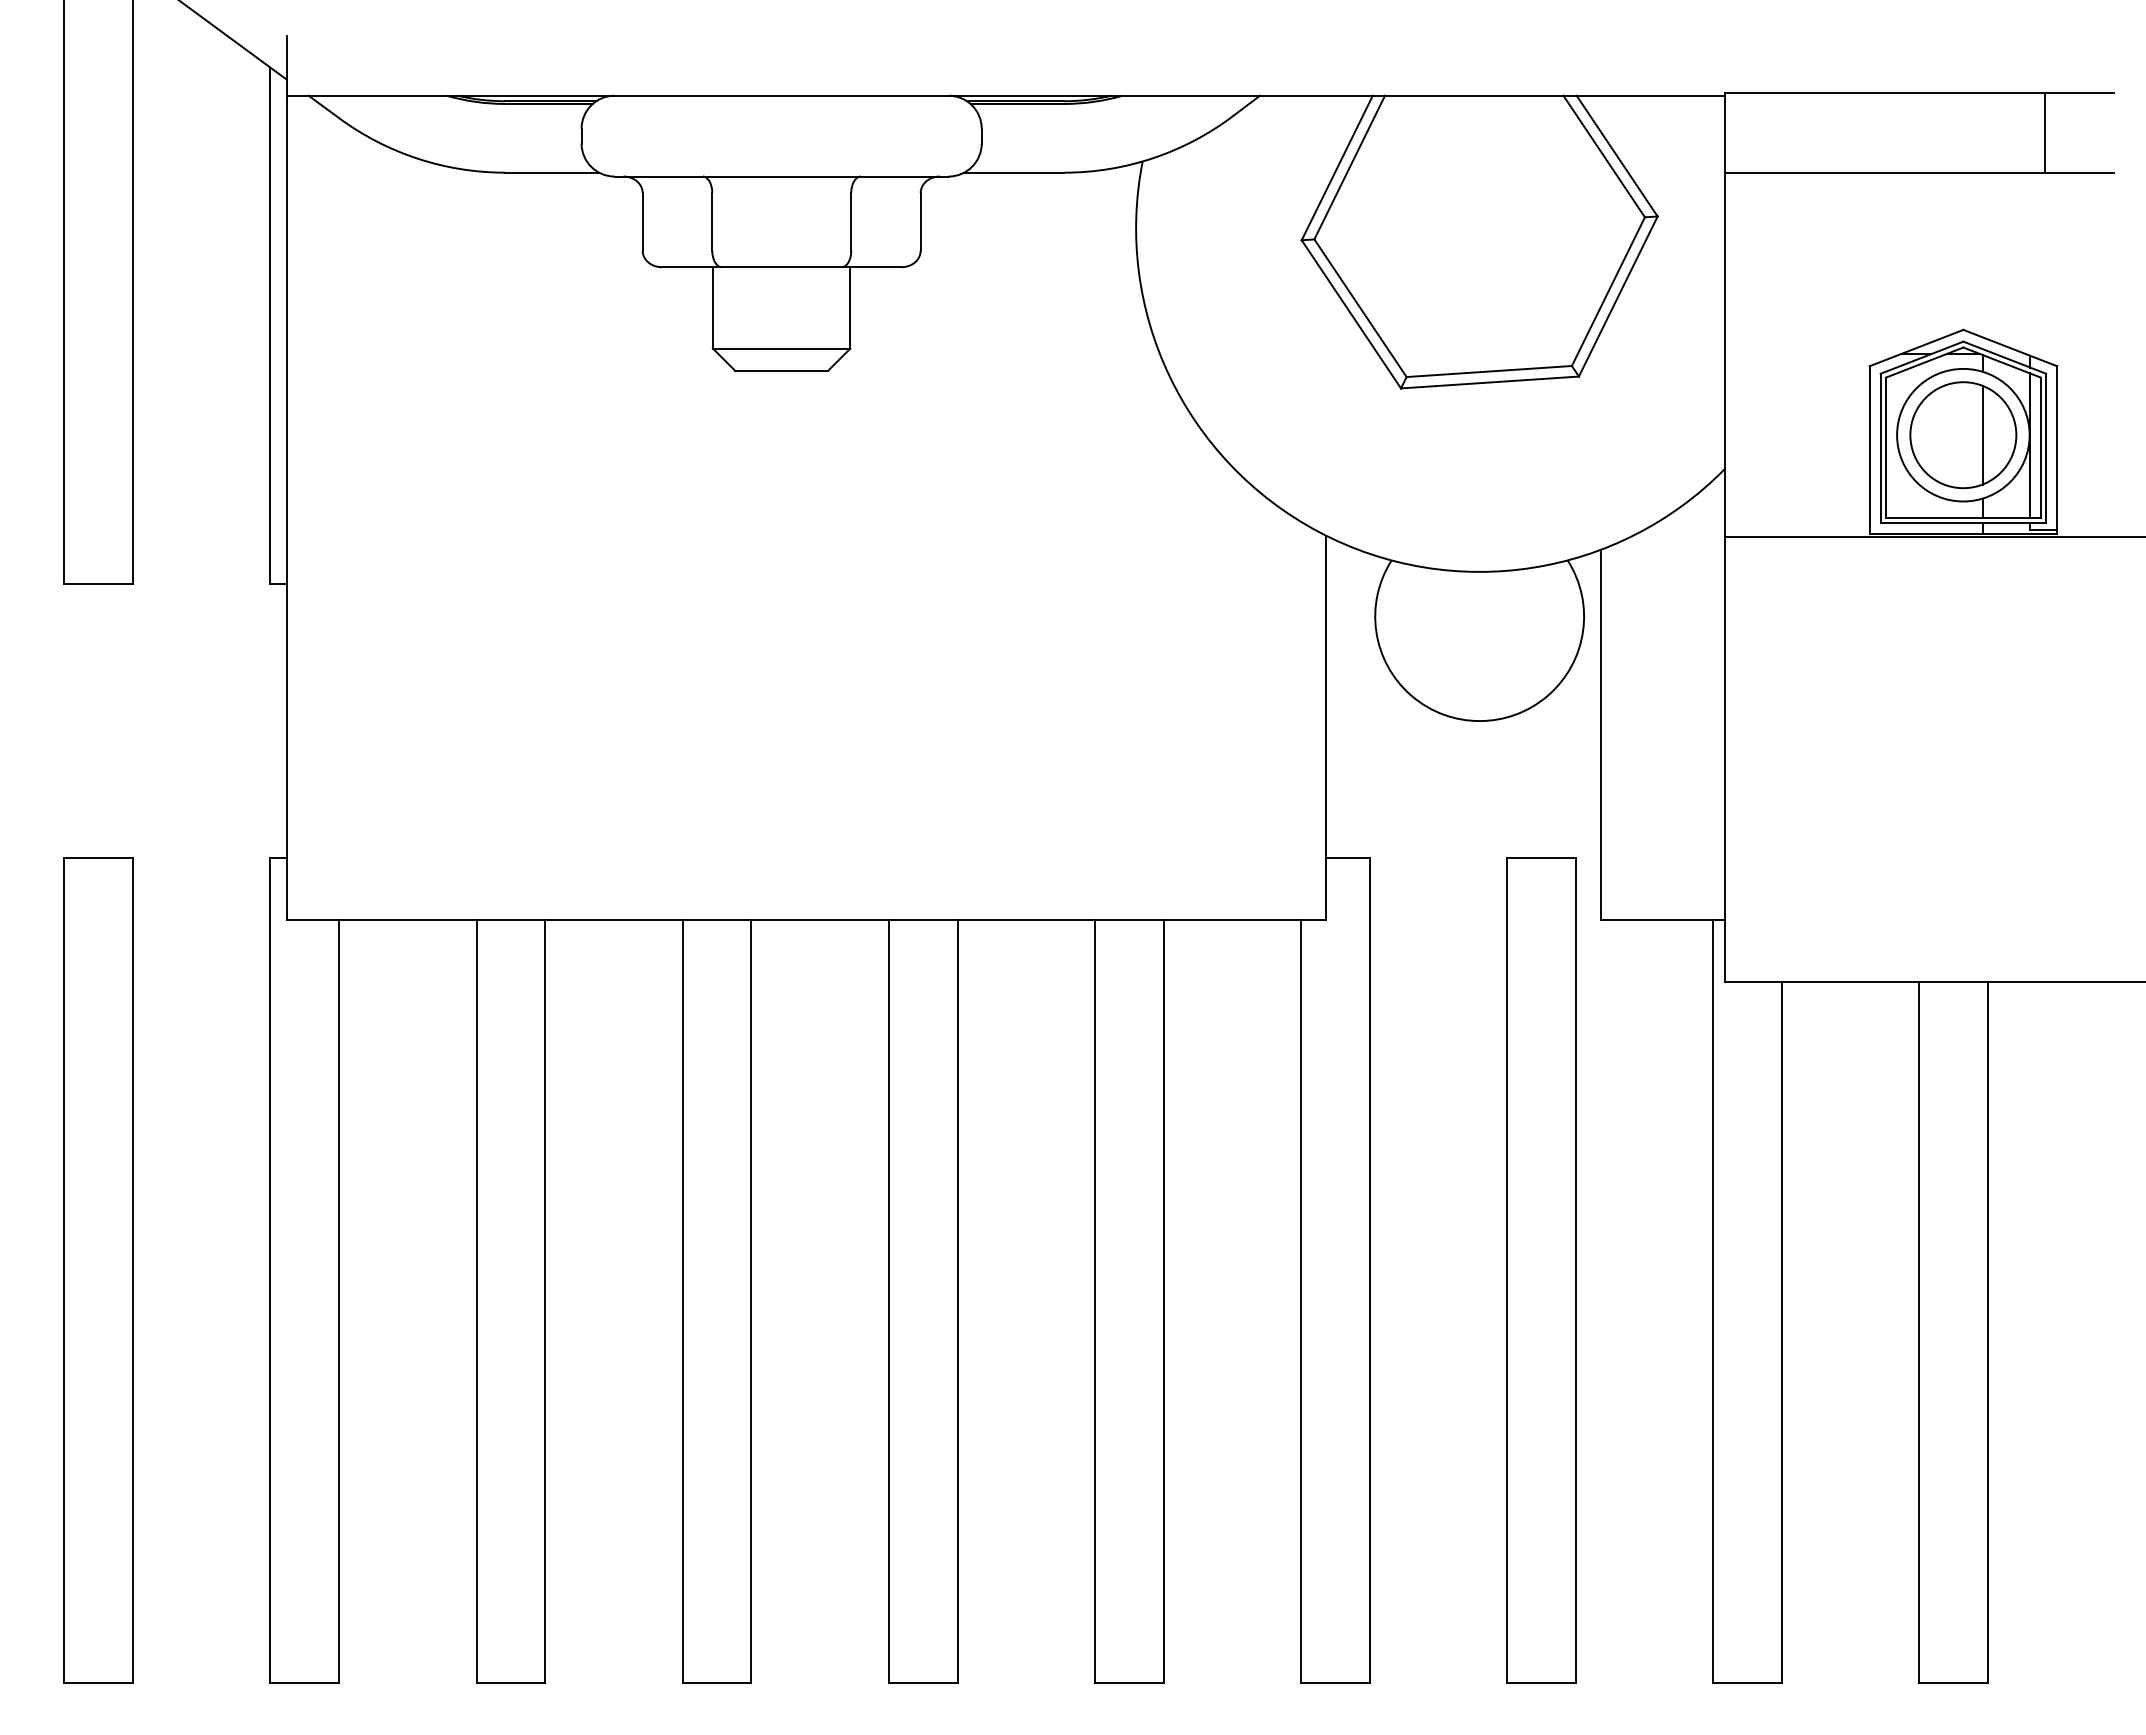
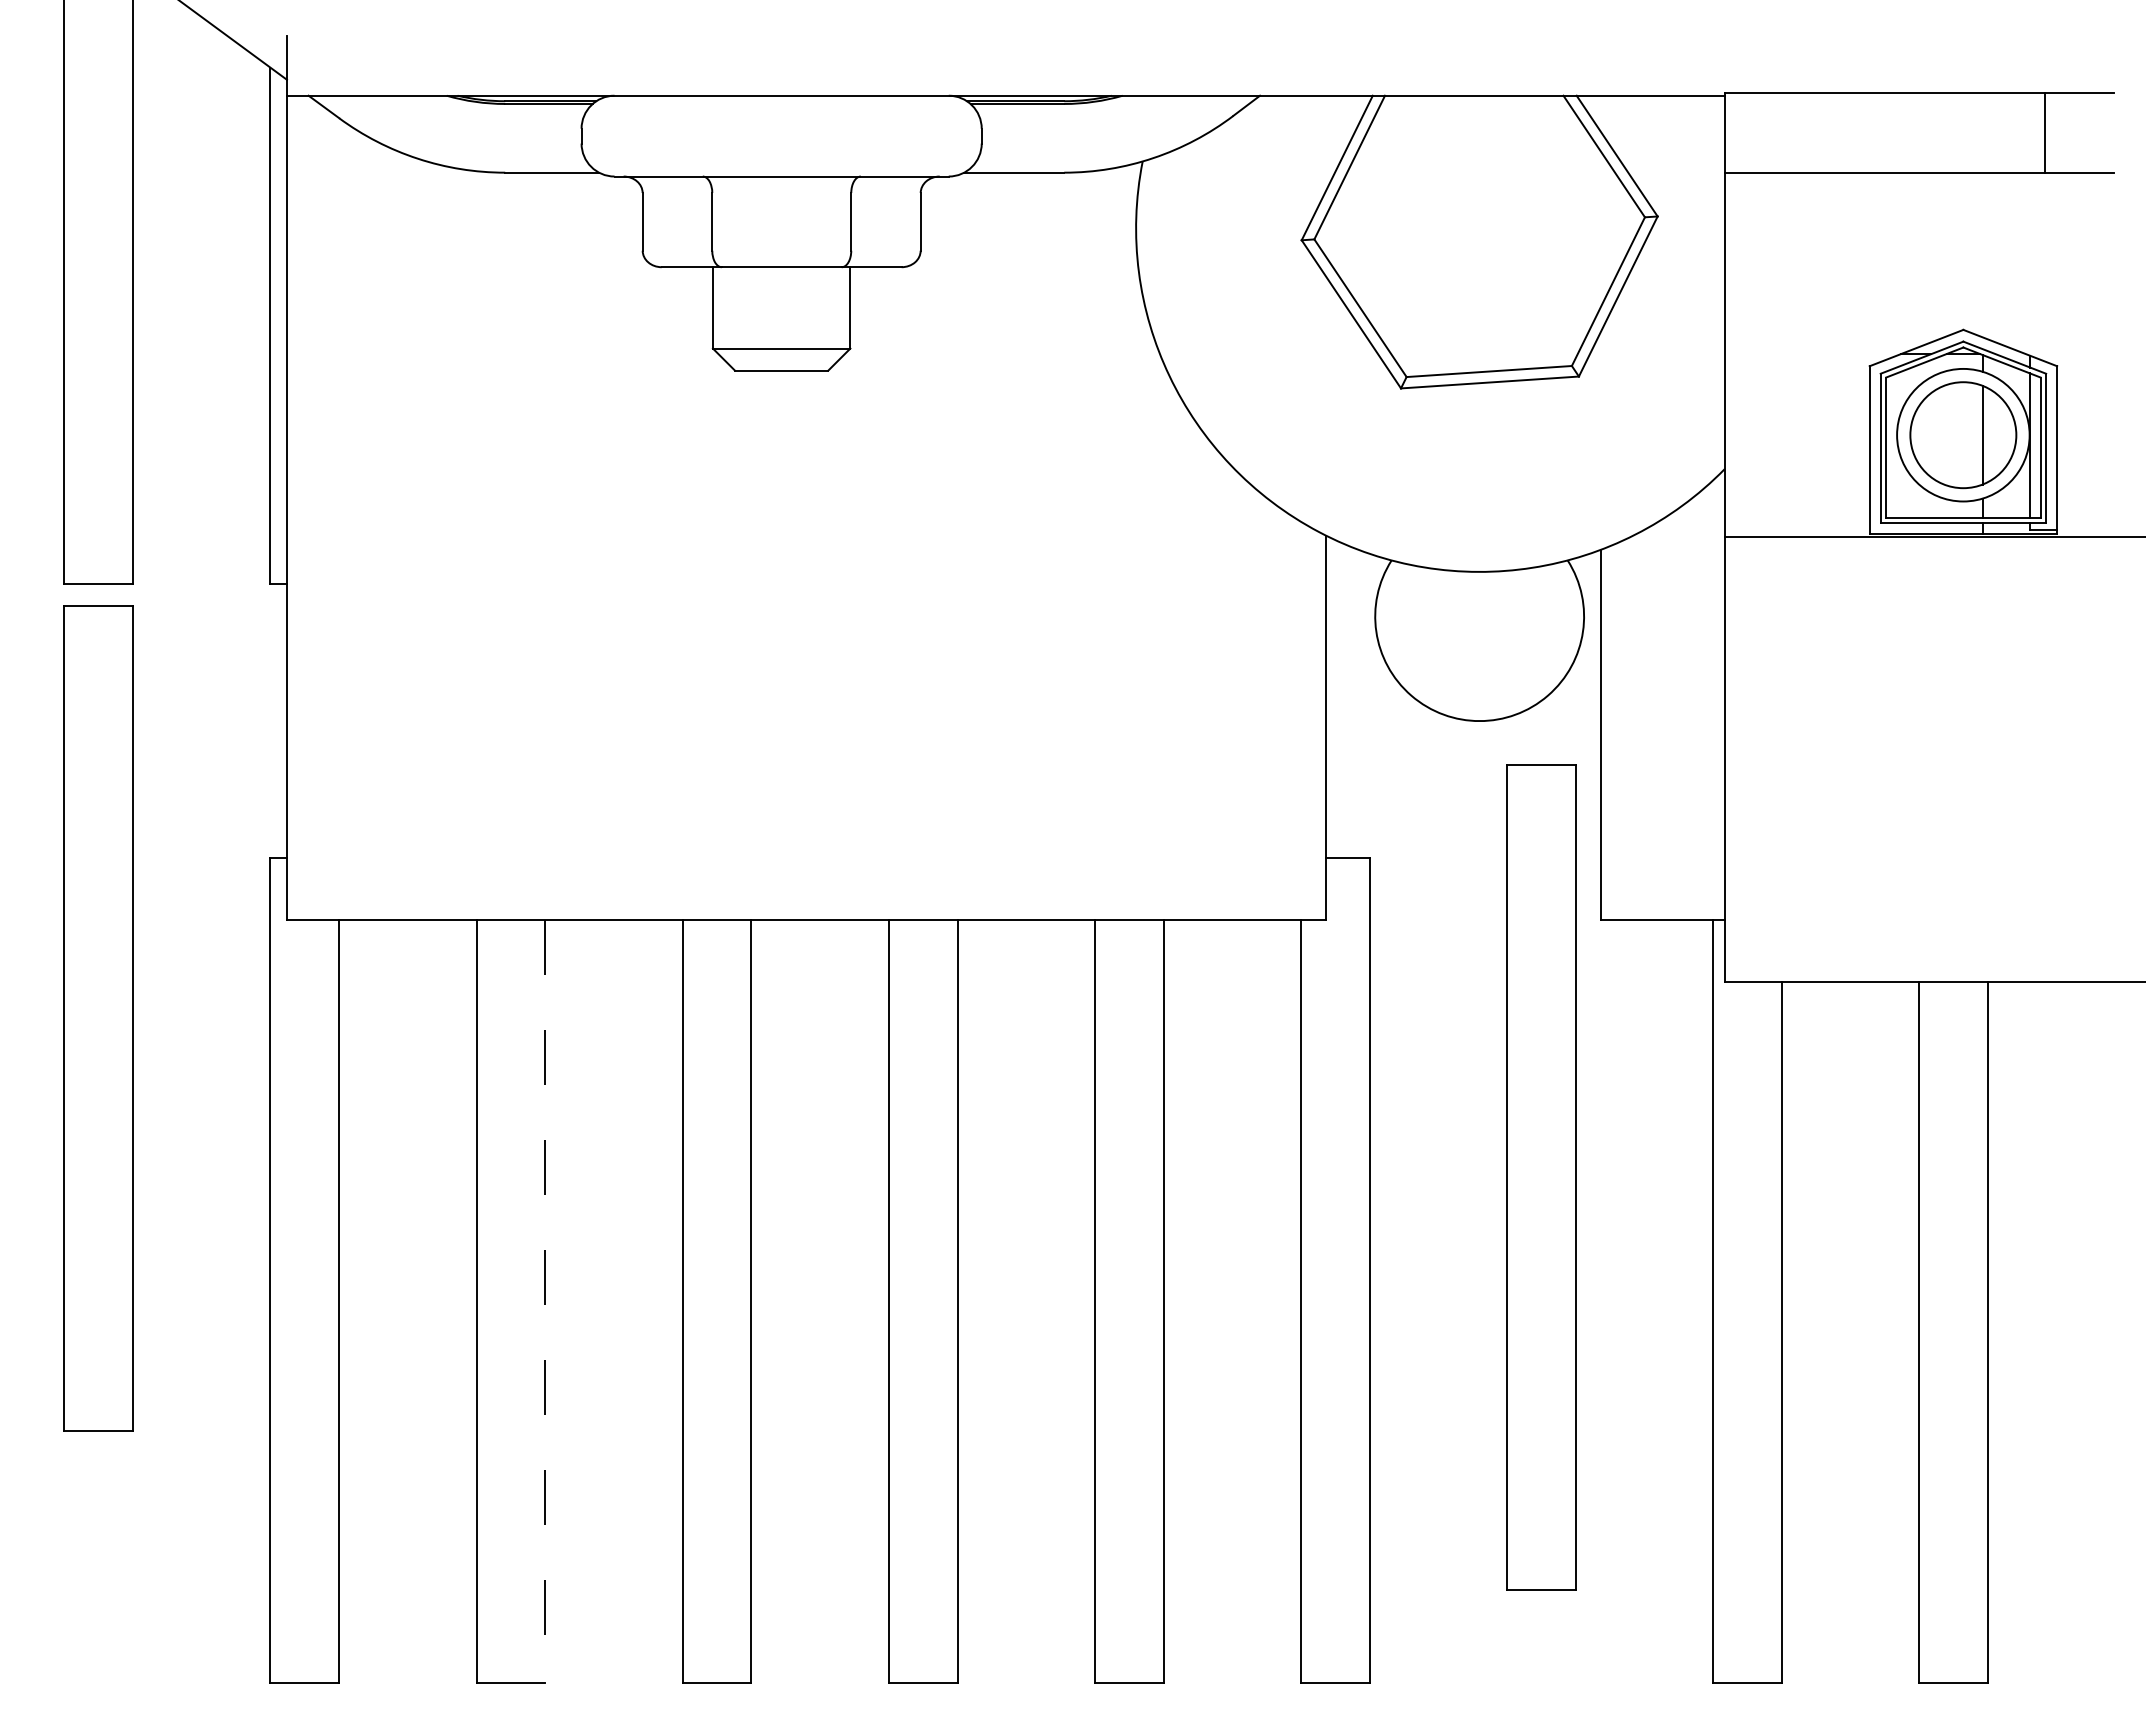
part position: (98, 1270) -> (98, 1018) (98, 1018)
part position: (1541, 1270) -> (1541, 1177) (1541, 1177)
line: solid -> dashed (545, 1302)
